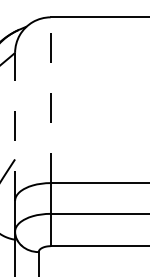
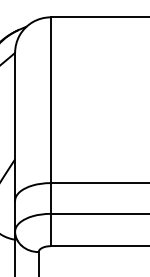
line: dashed -> solid (50, 100)
line: dashed -> solid (15, 126)
